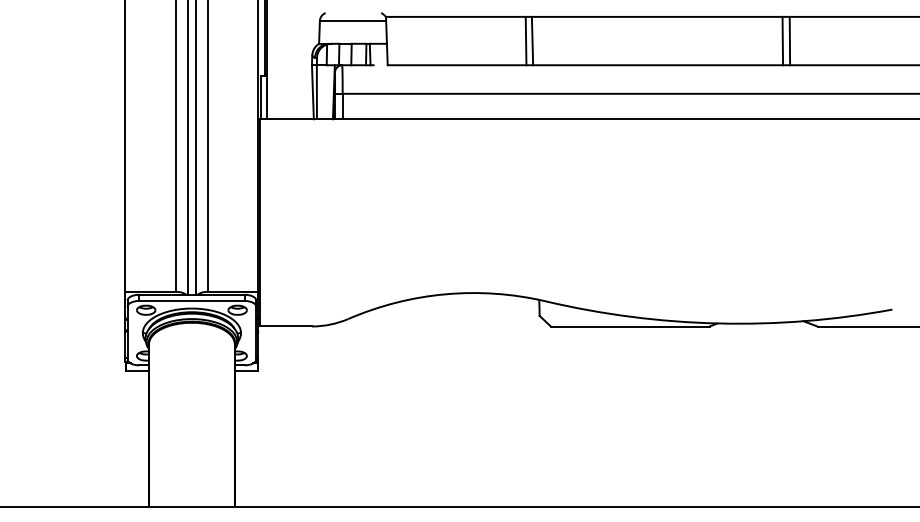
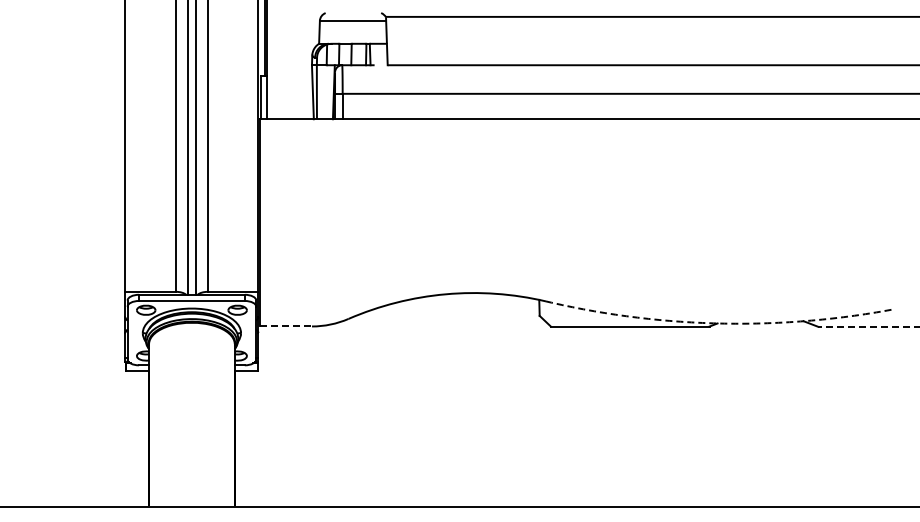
line: present -> none (525, 40)
line: present -> none (532, 40)
line: present -> none (782, 40)
line: present -> none (789, 40)
arc: solid -> dashed (718, 323)
line: solid -> dashed (286, 326)
line: solid -> dashed (868, 326)
